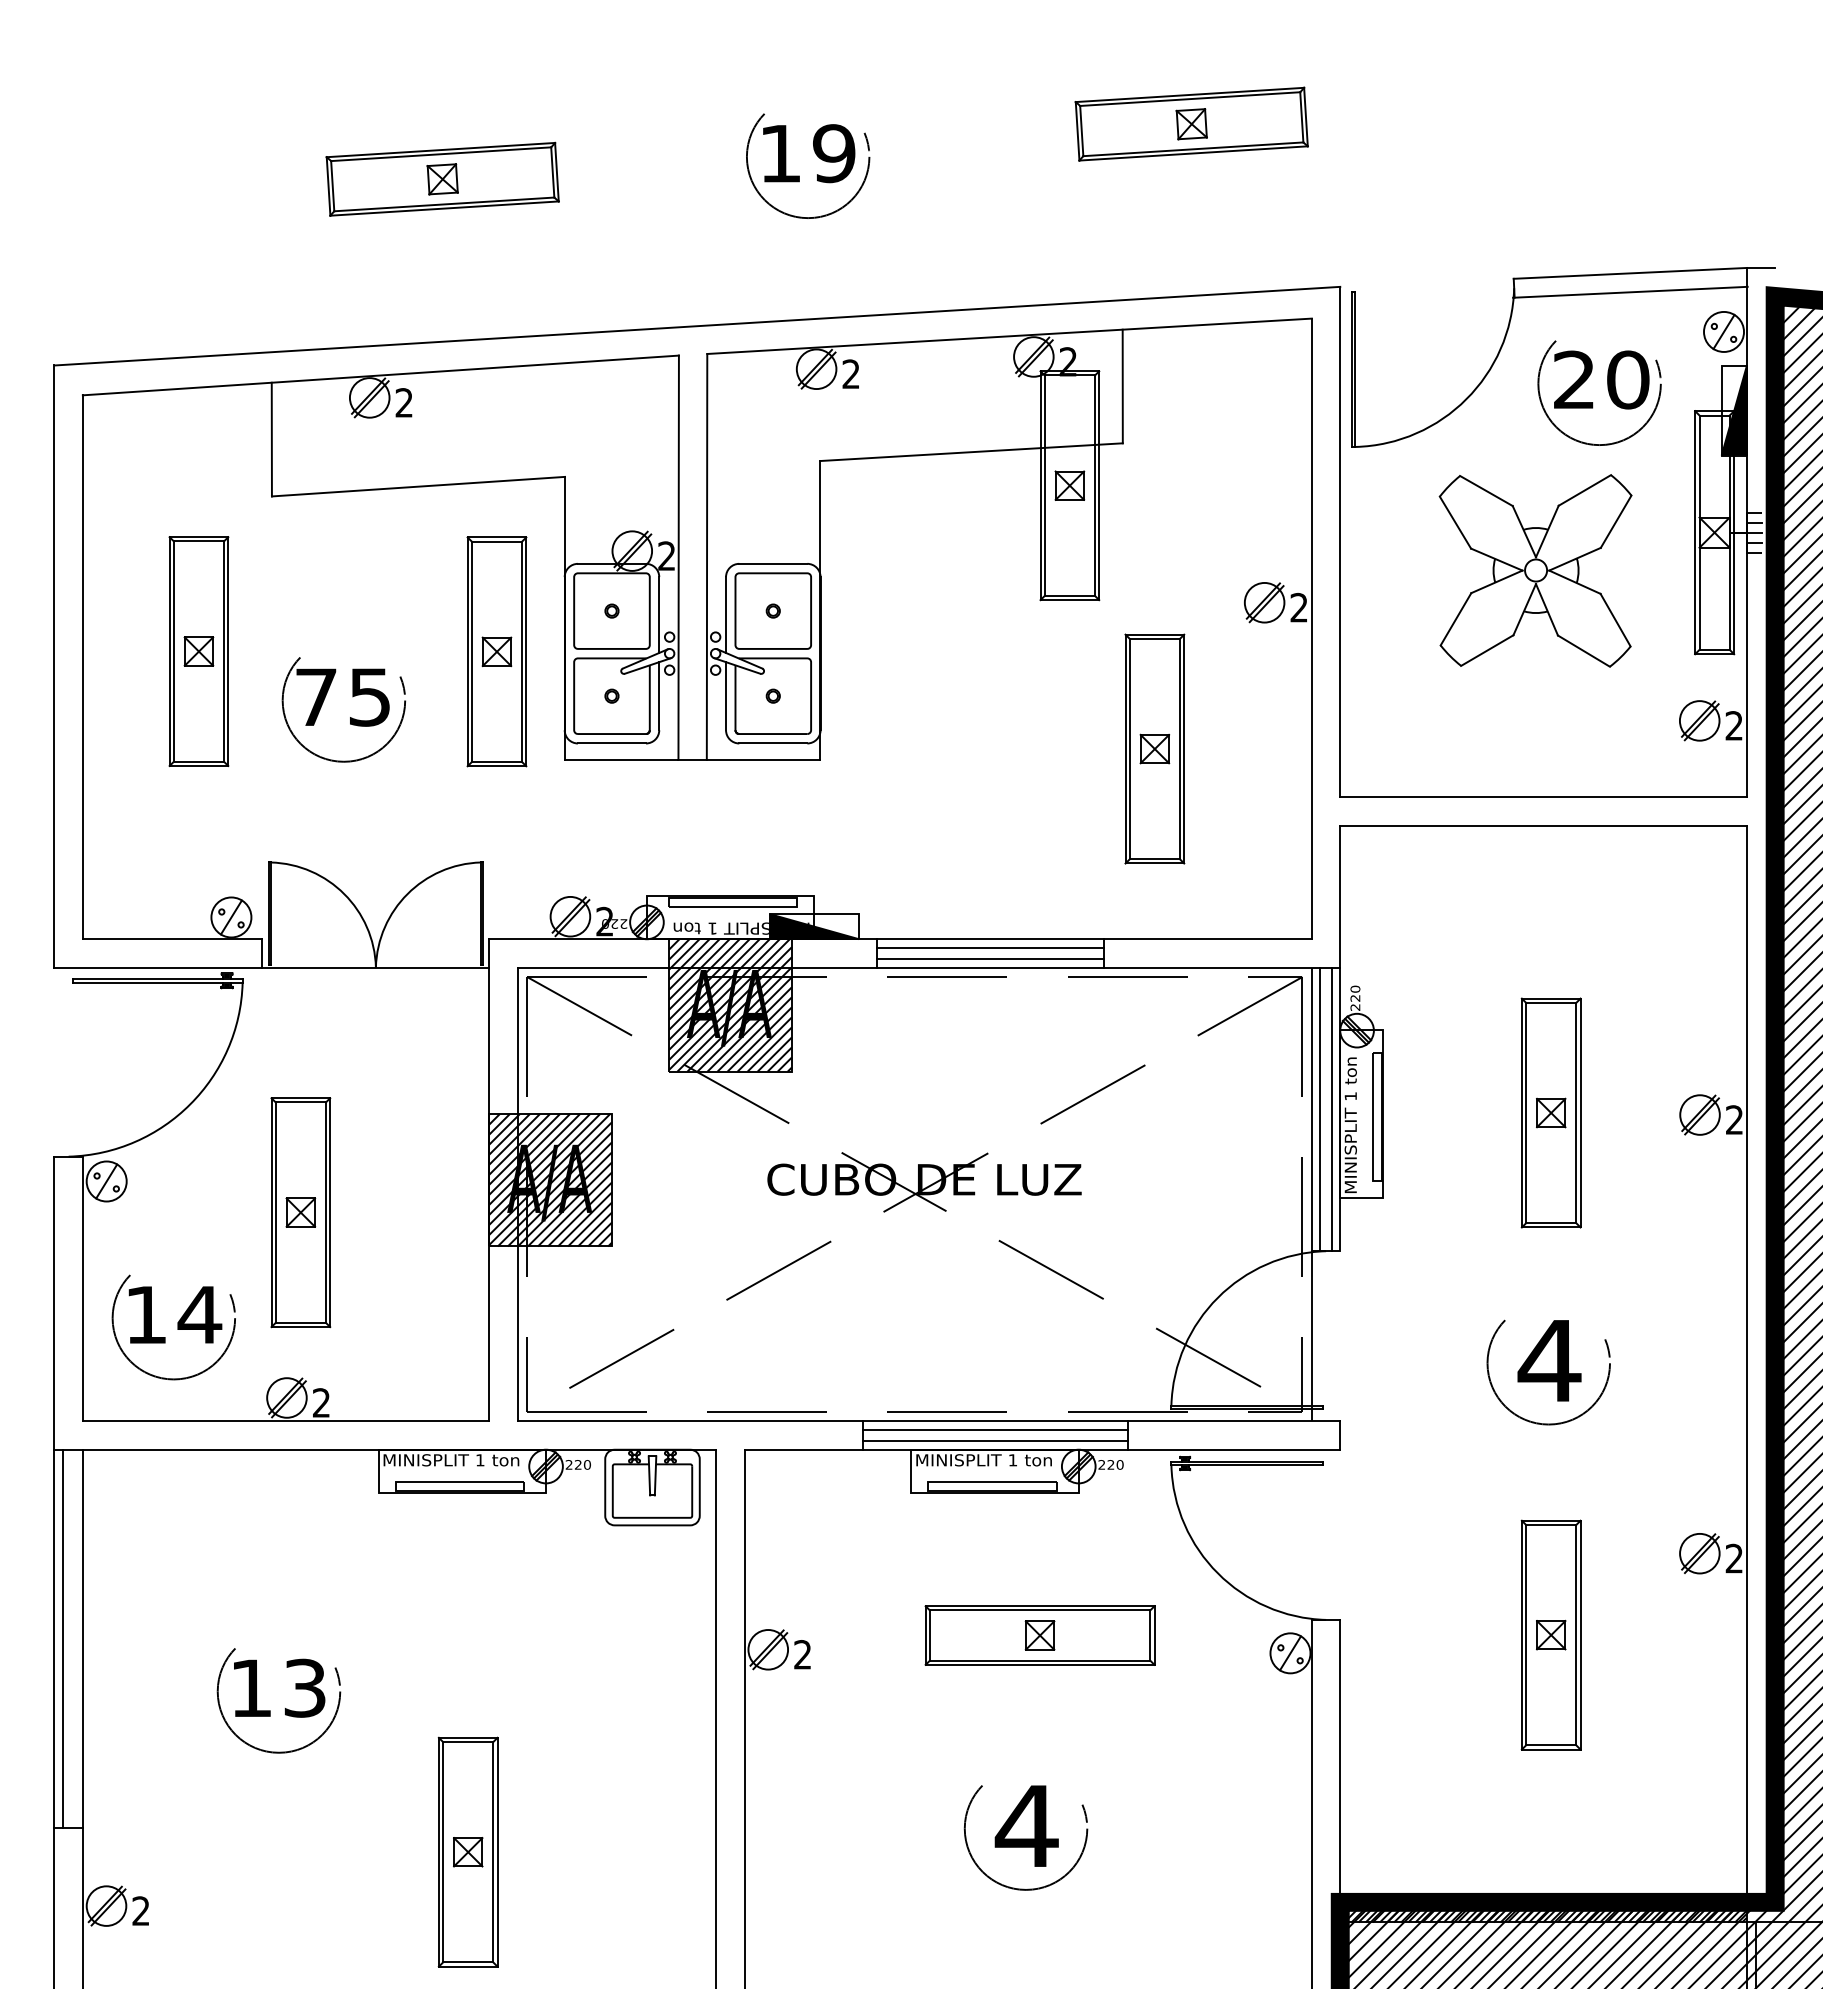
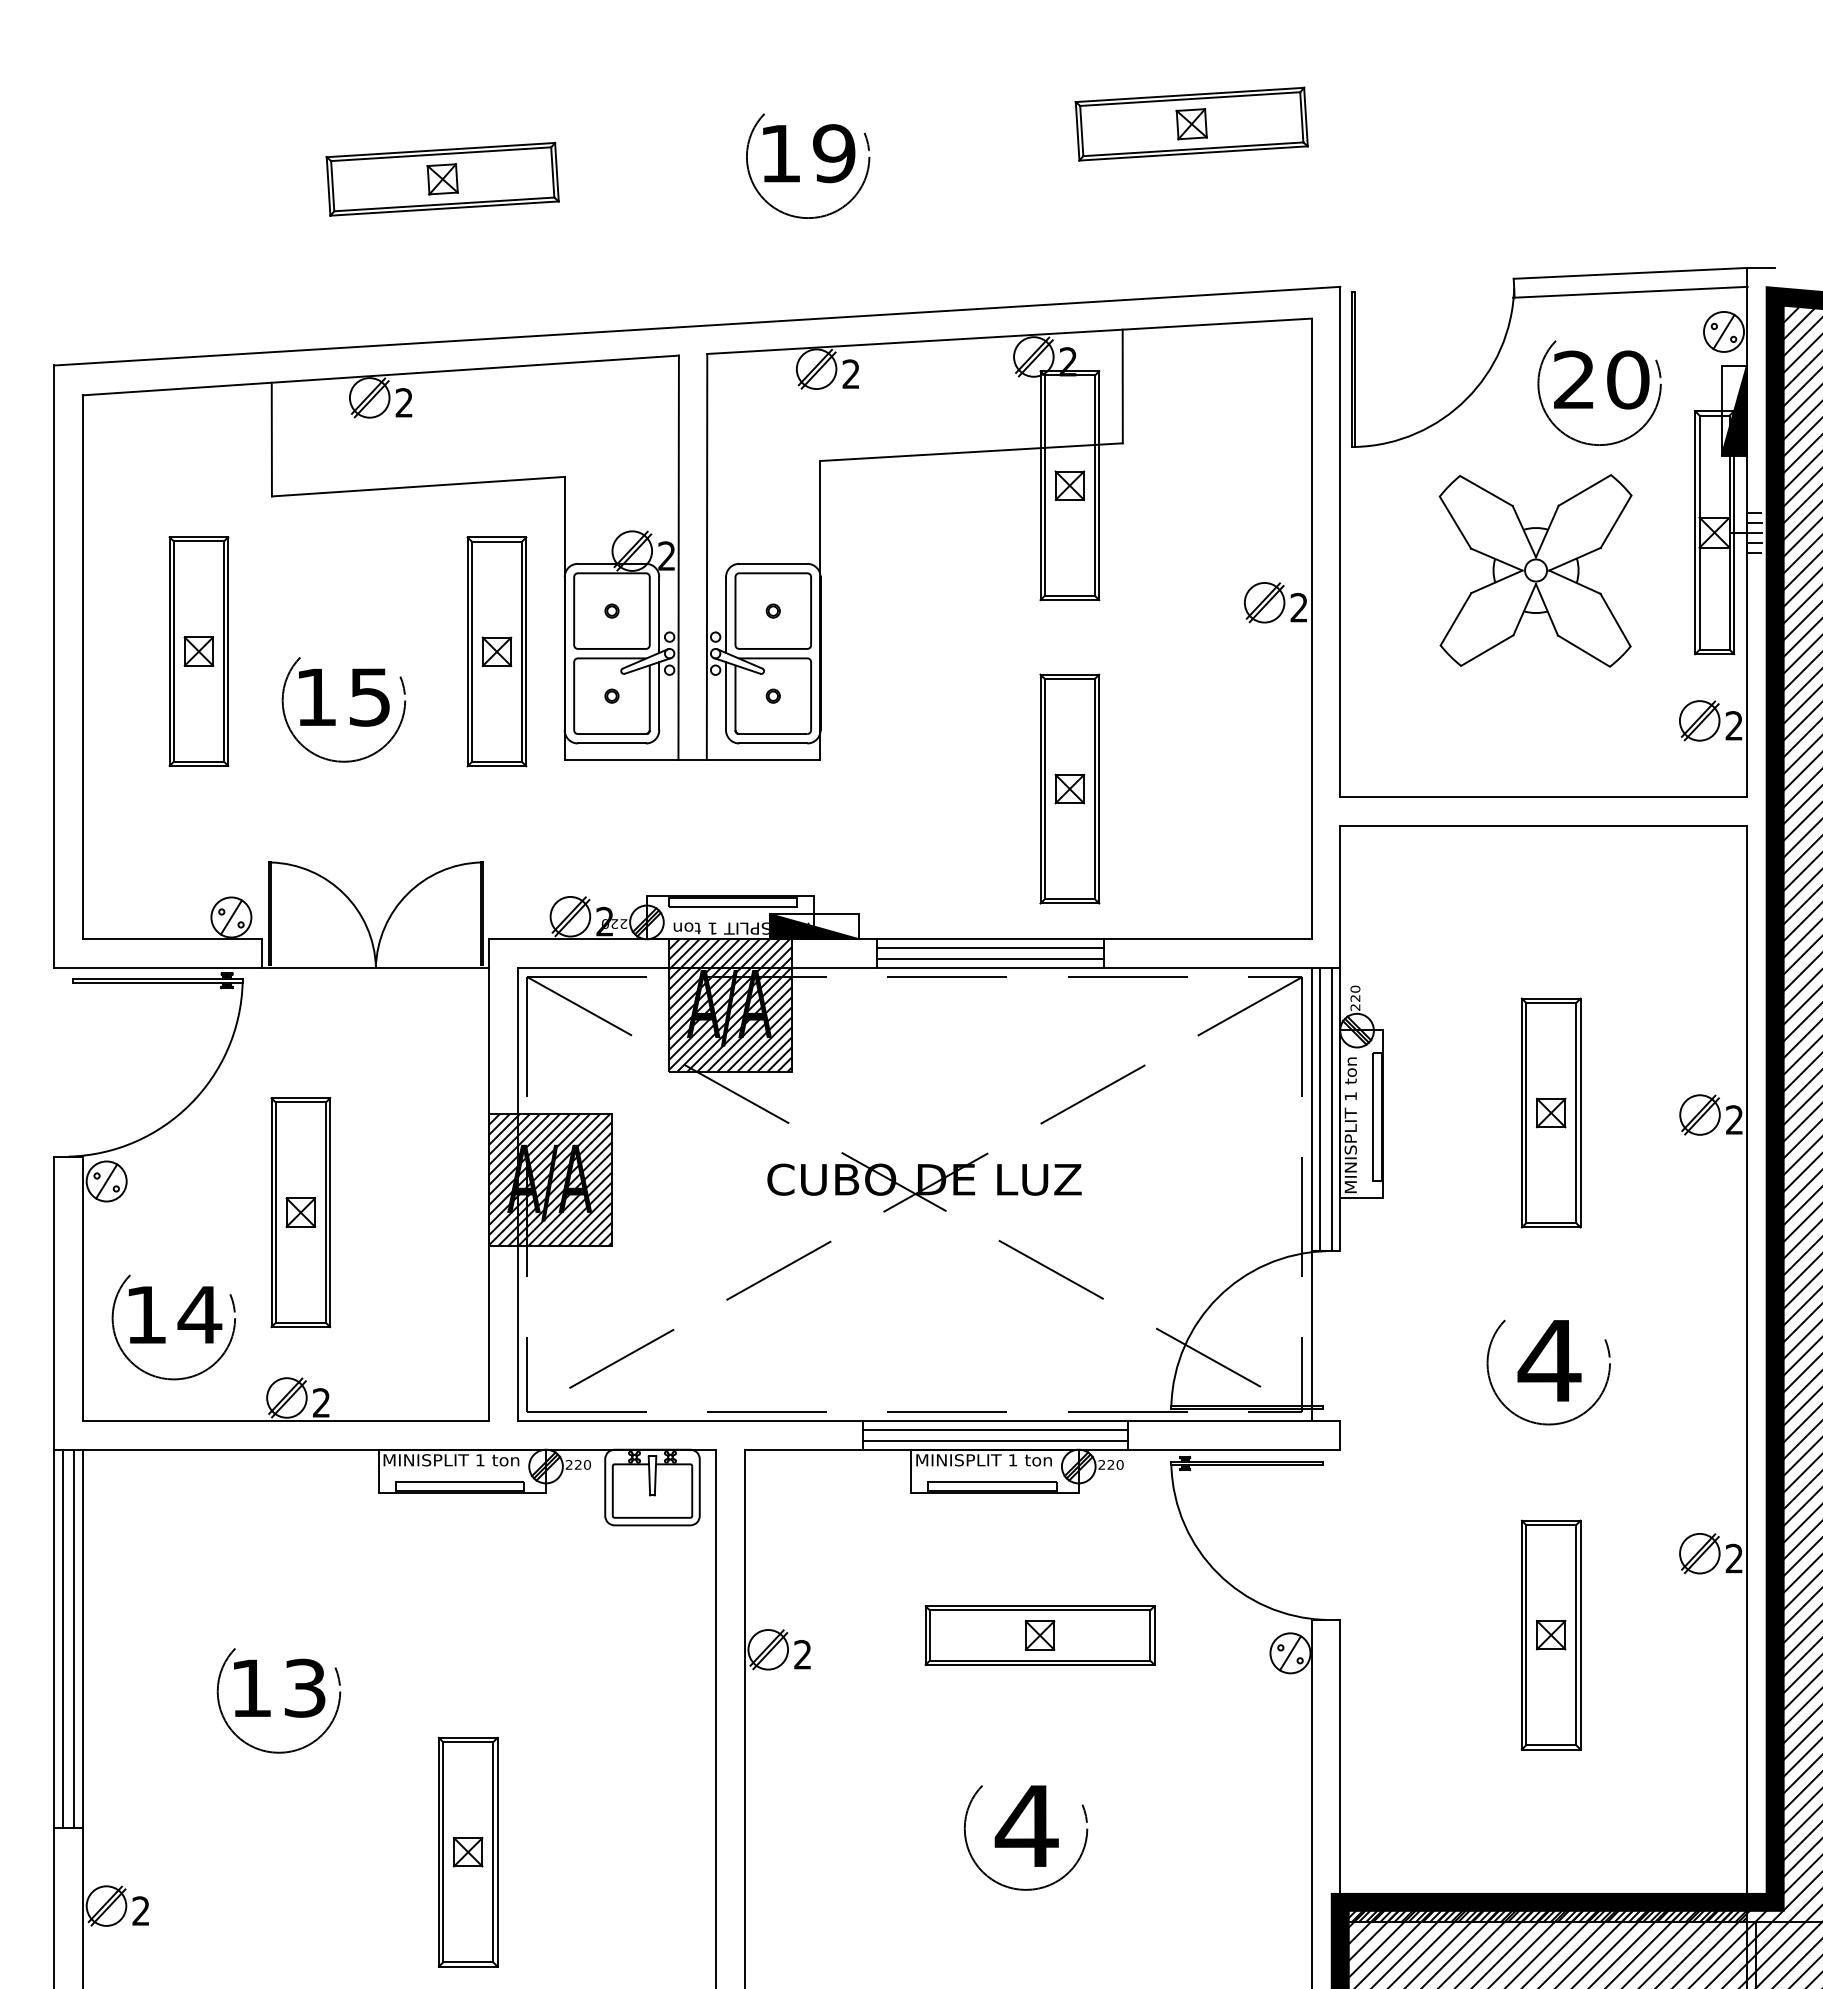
text: 75 -> 15 (316, 696)
part position: (1154, 748) -> (1069, 788) (1069, 788)
line: none -> present (74, 1638)
